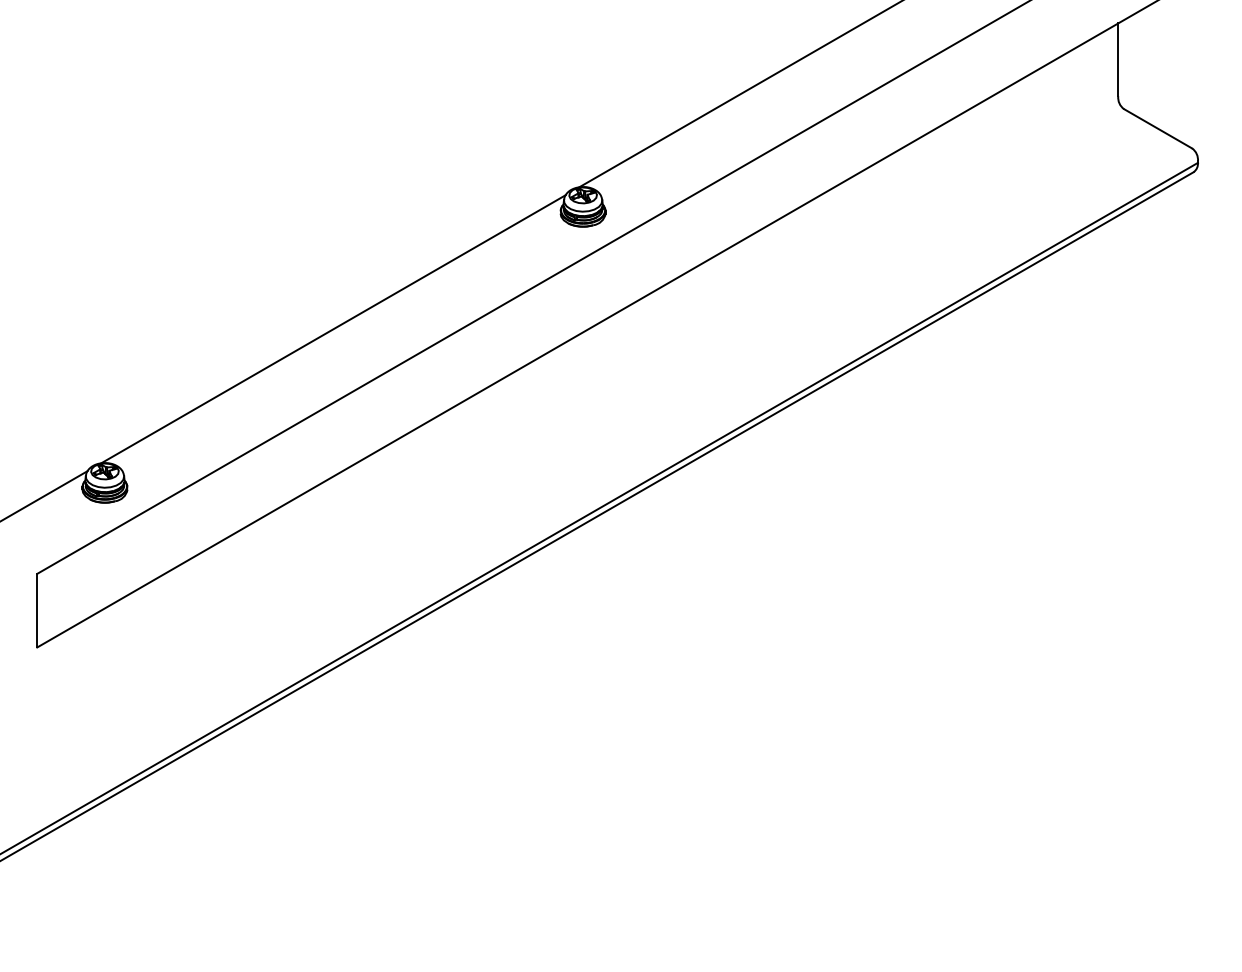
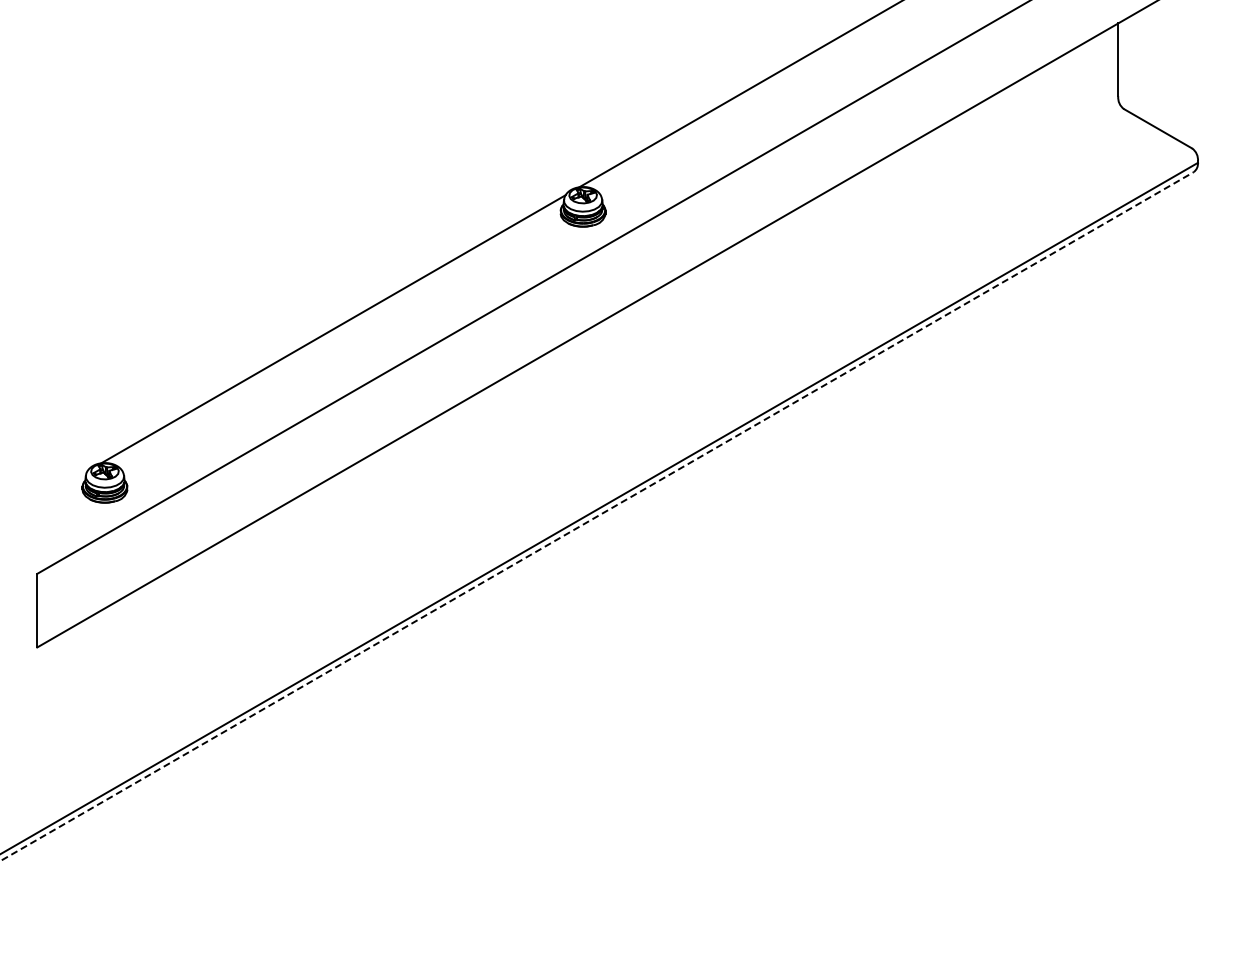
line: present -> none (44, 495)
line: solid -> dashed (597, 516)
